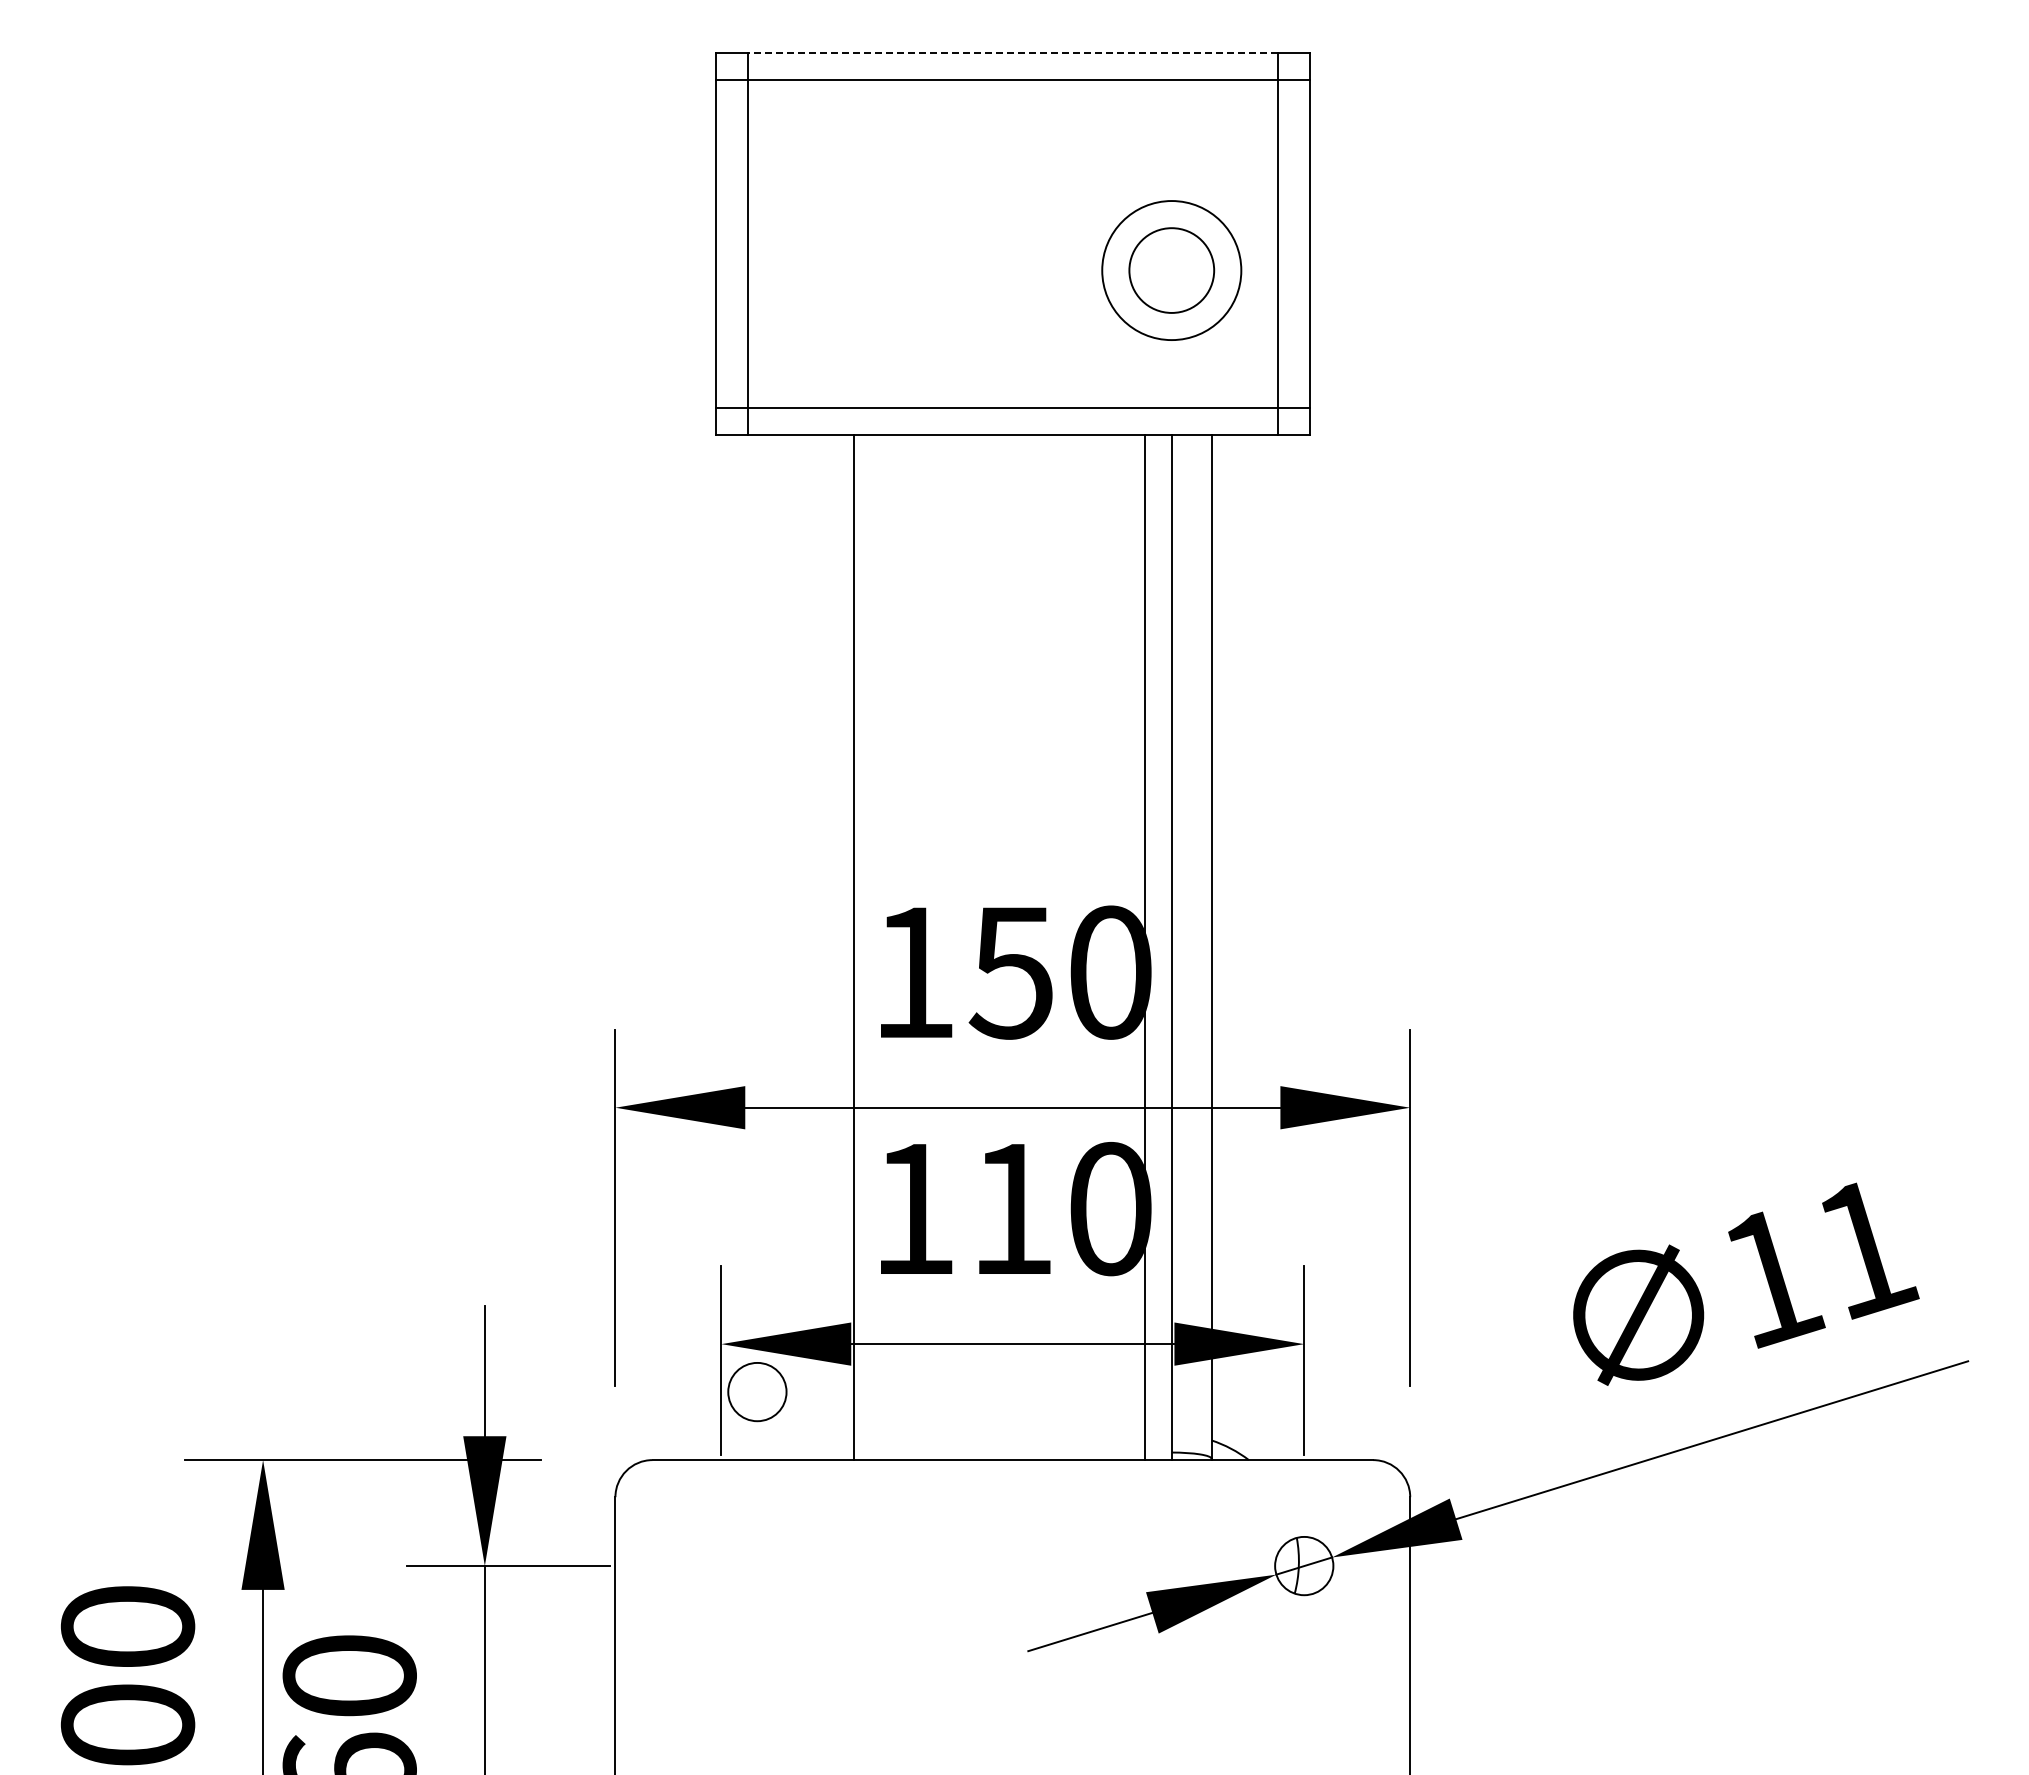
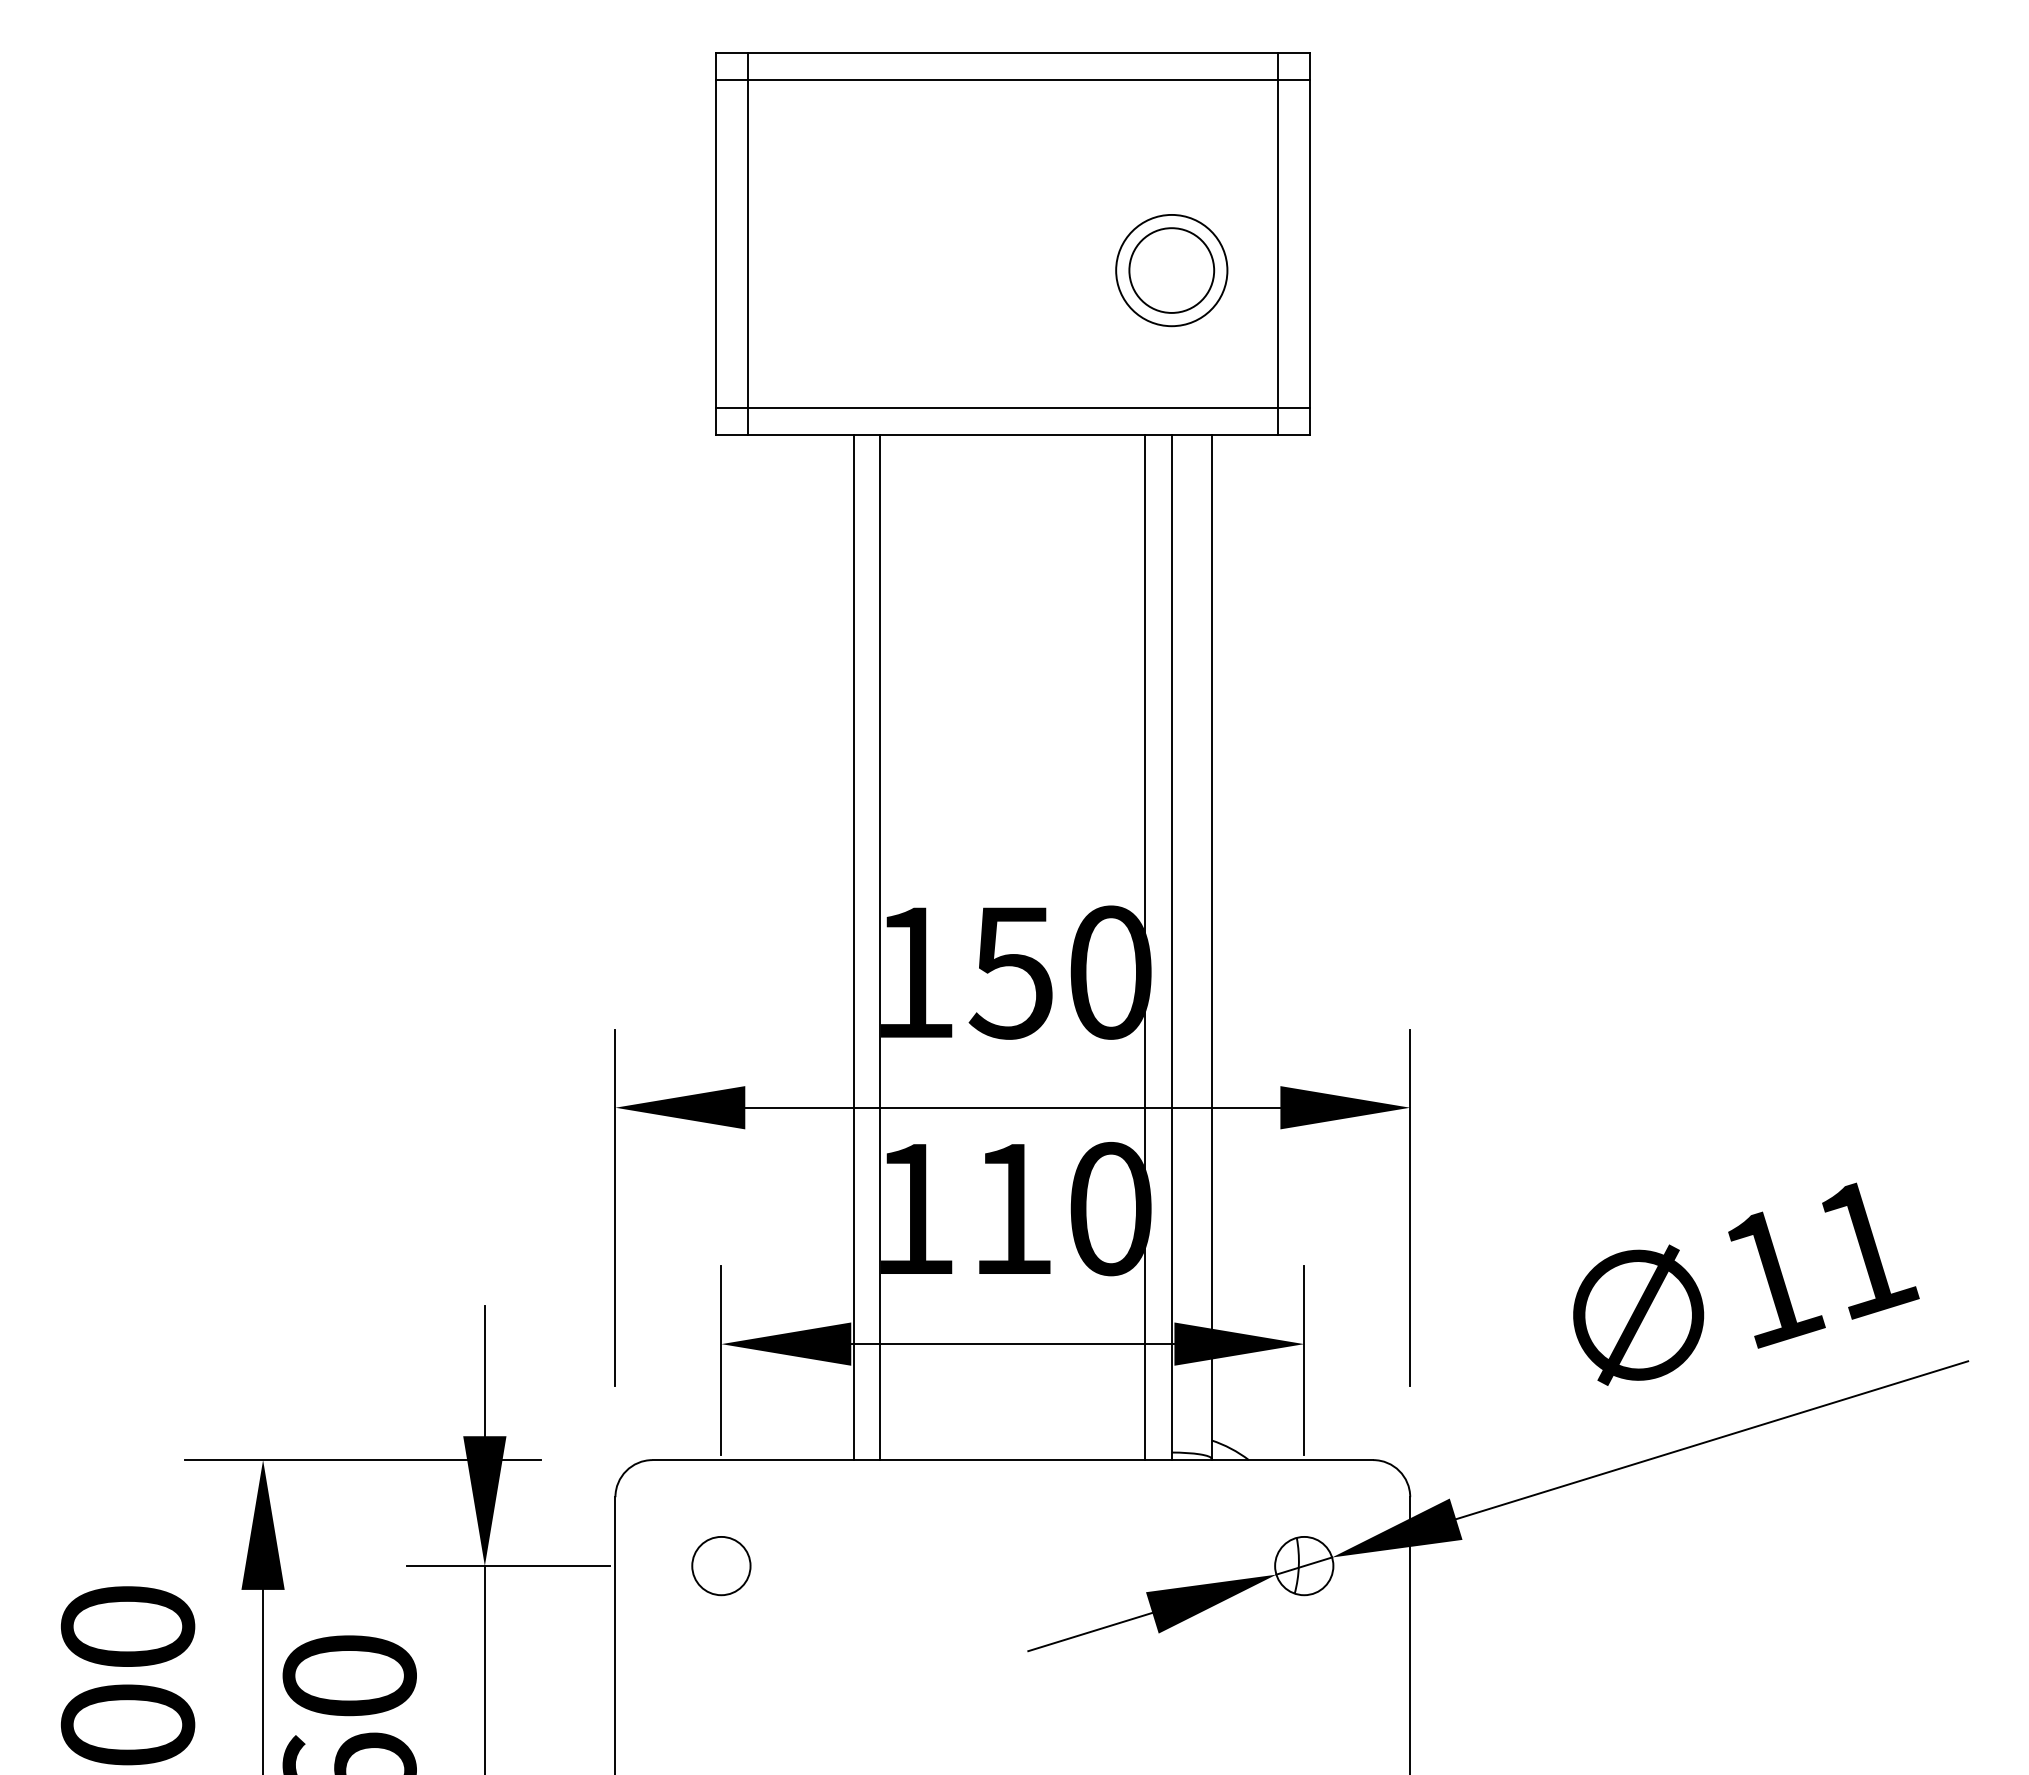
line: dashed -> solid (1012, 53)
circle diameter: 139 px -> 111 px (1171, 270)
line: none -> present (880, 947)
circle position: (757, 1392) -> (721, 1566) (721, 1566)
